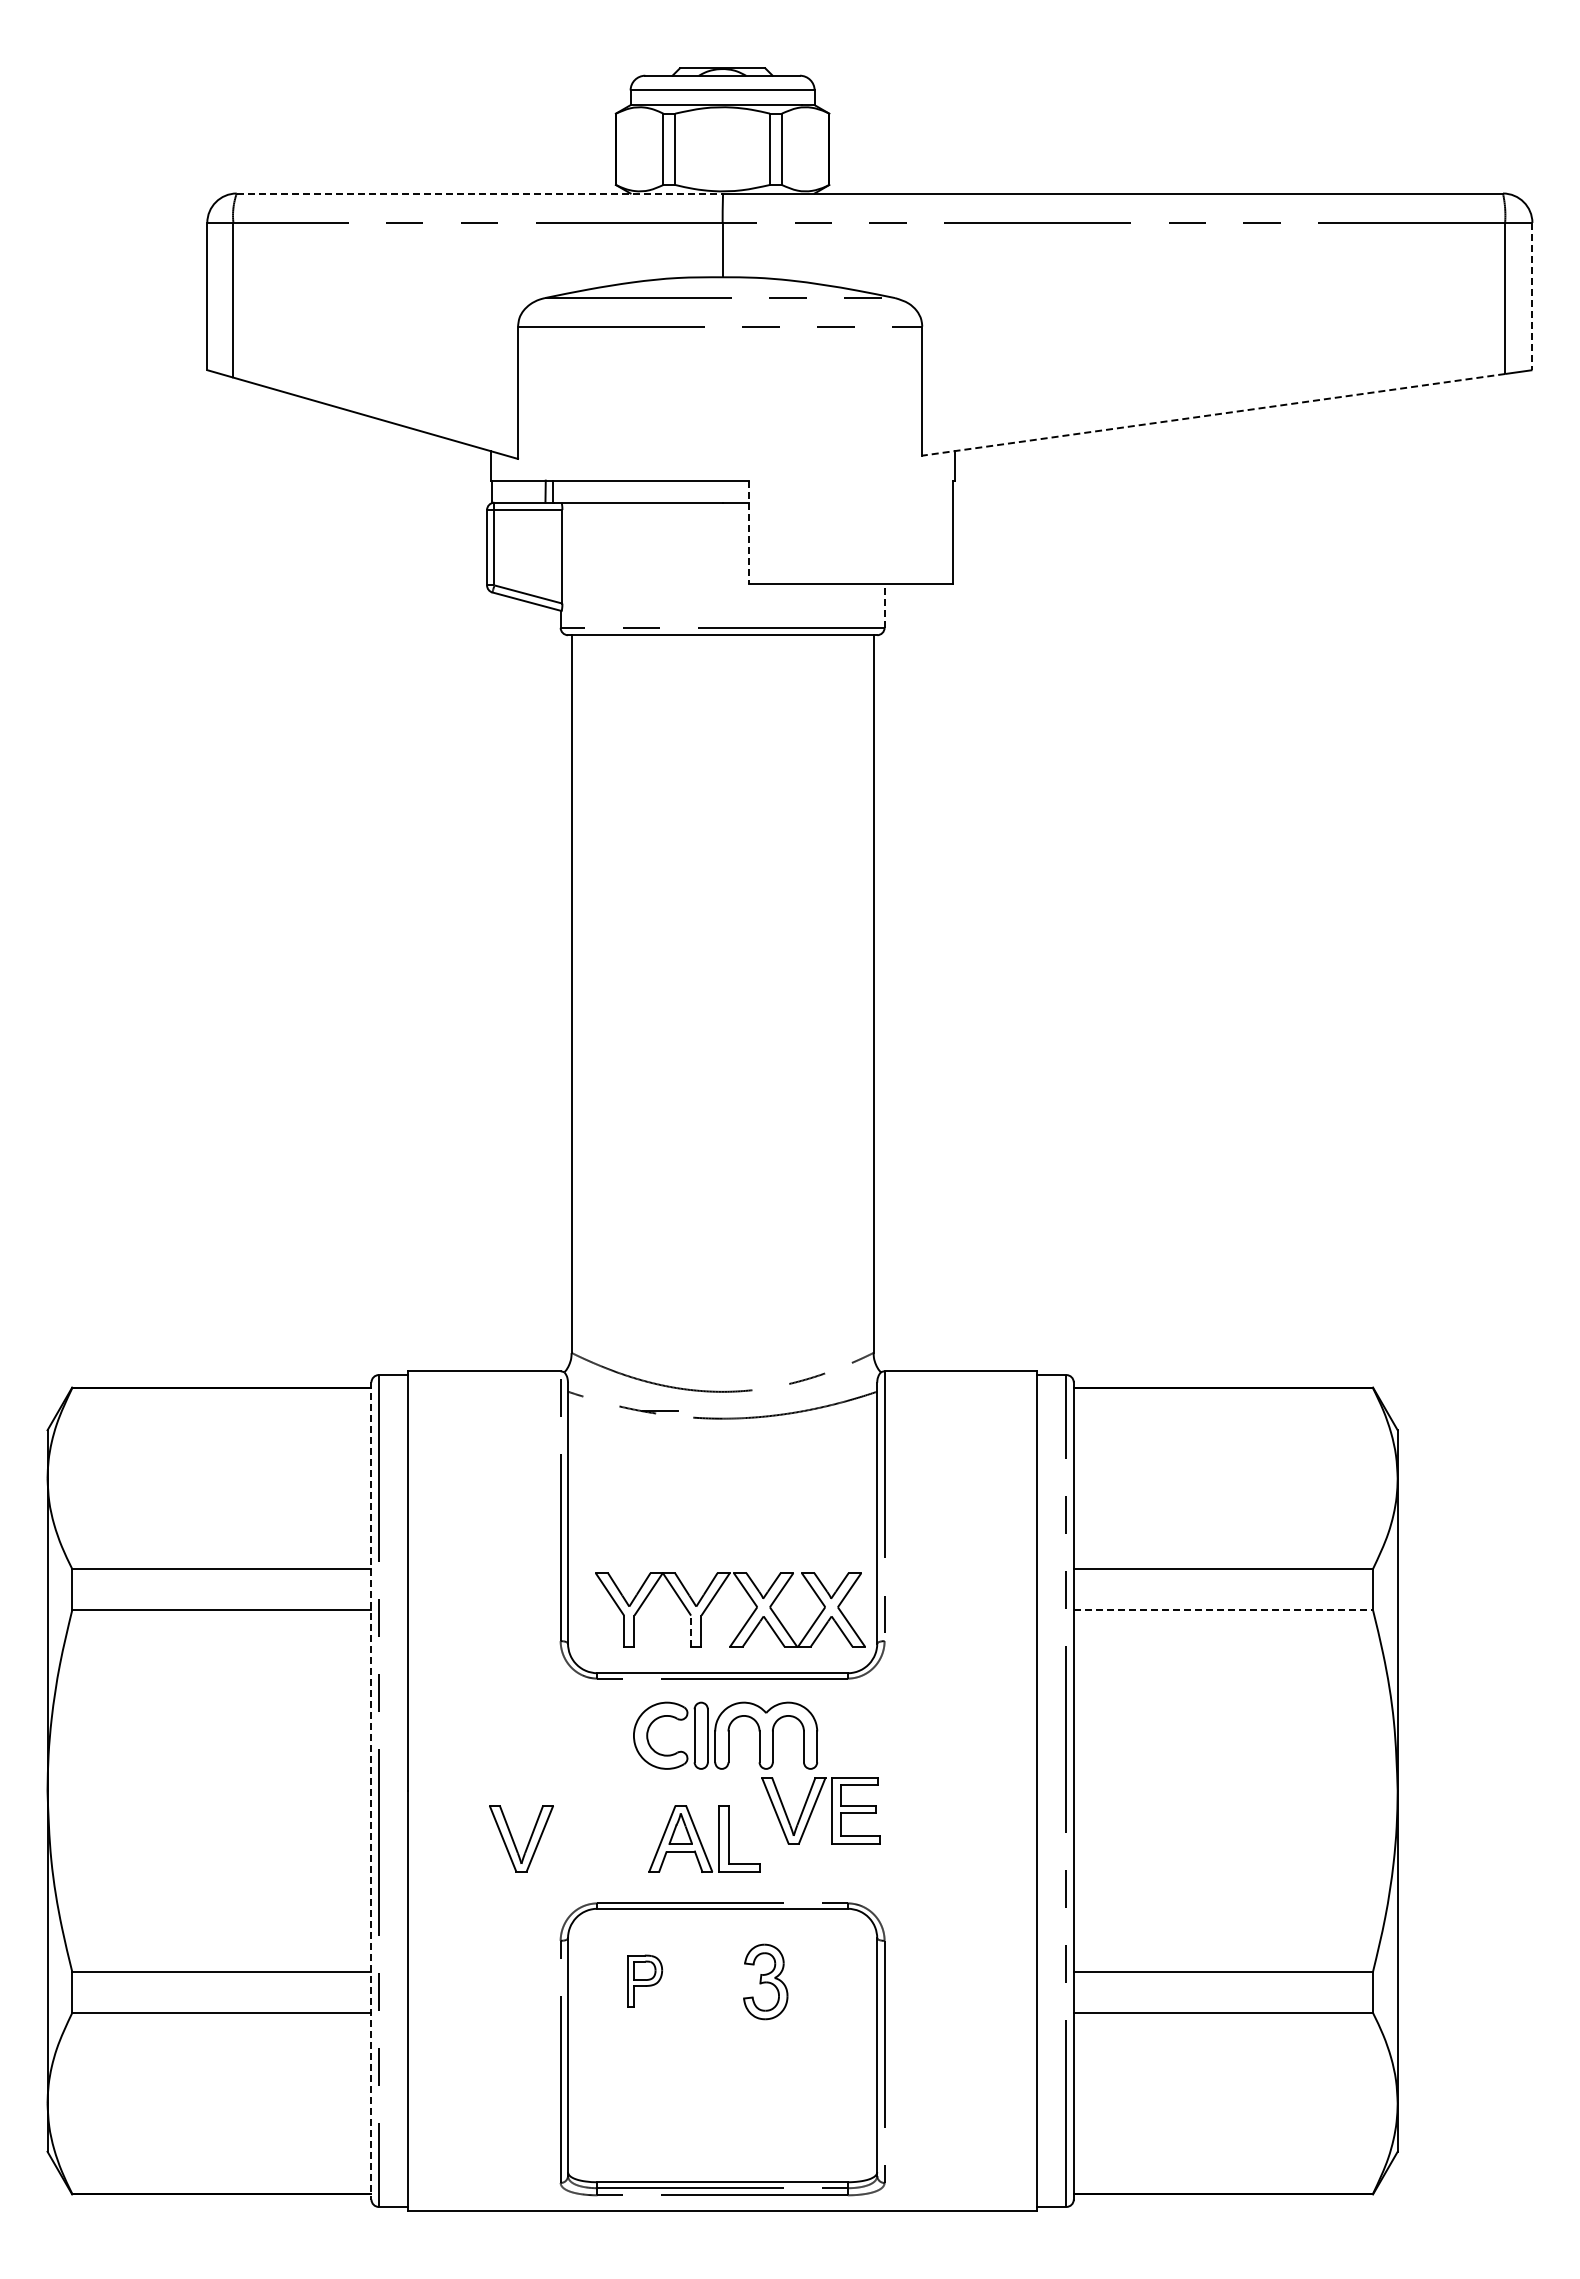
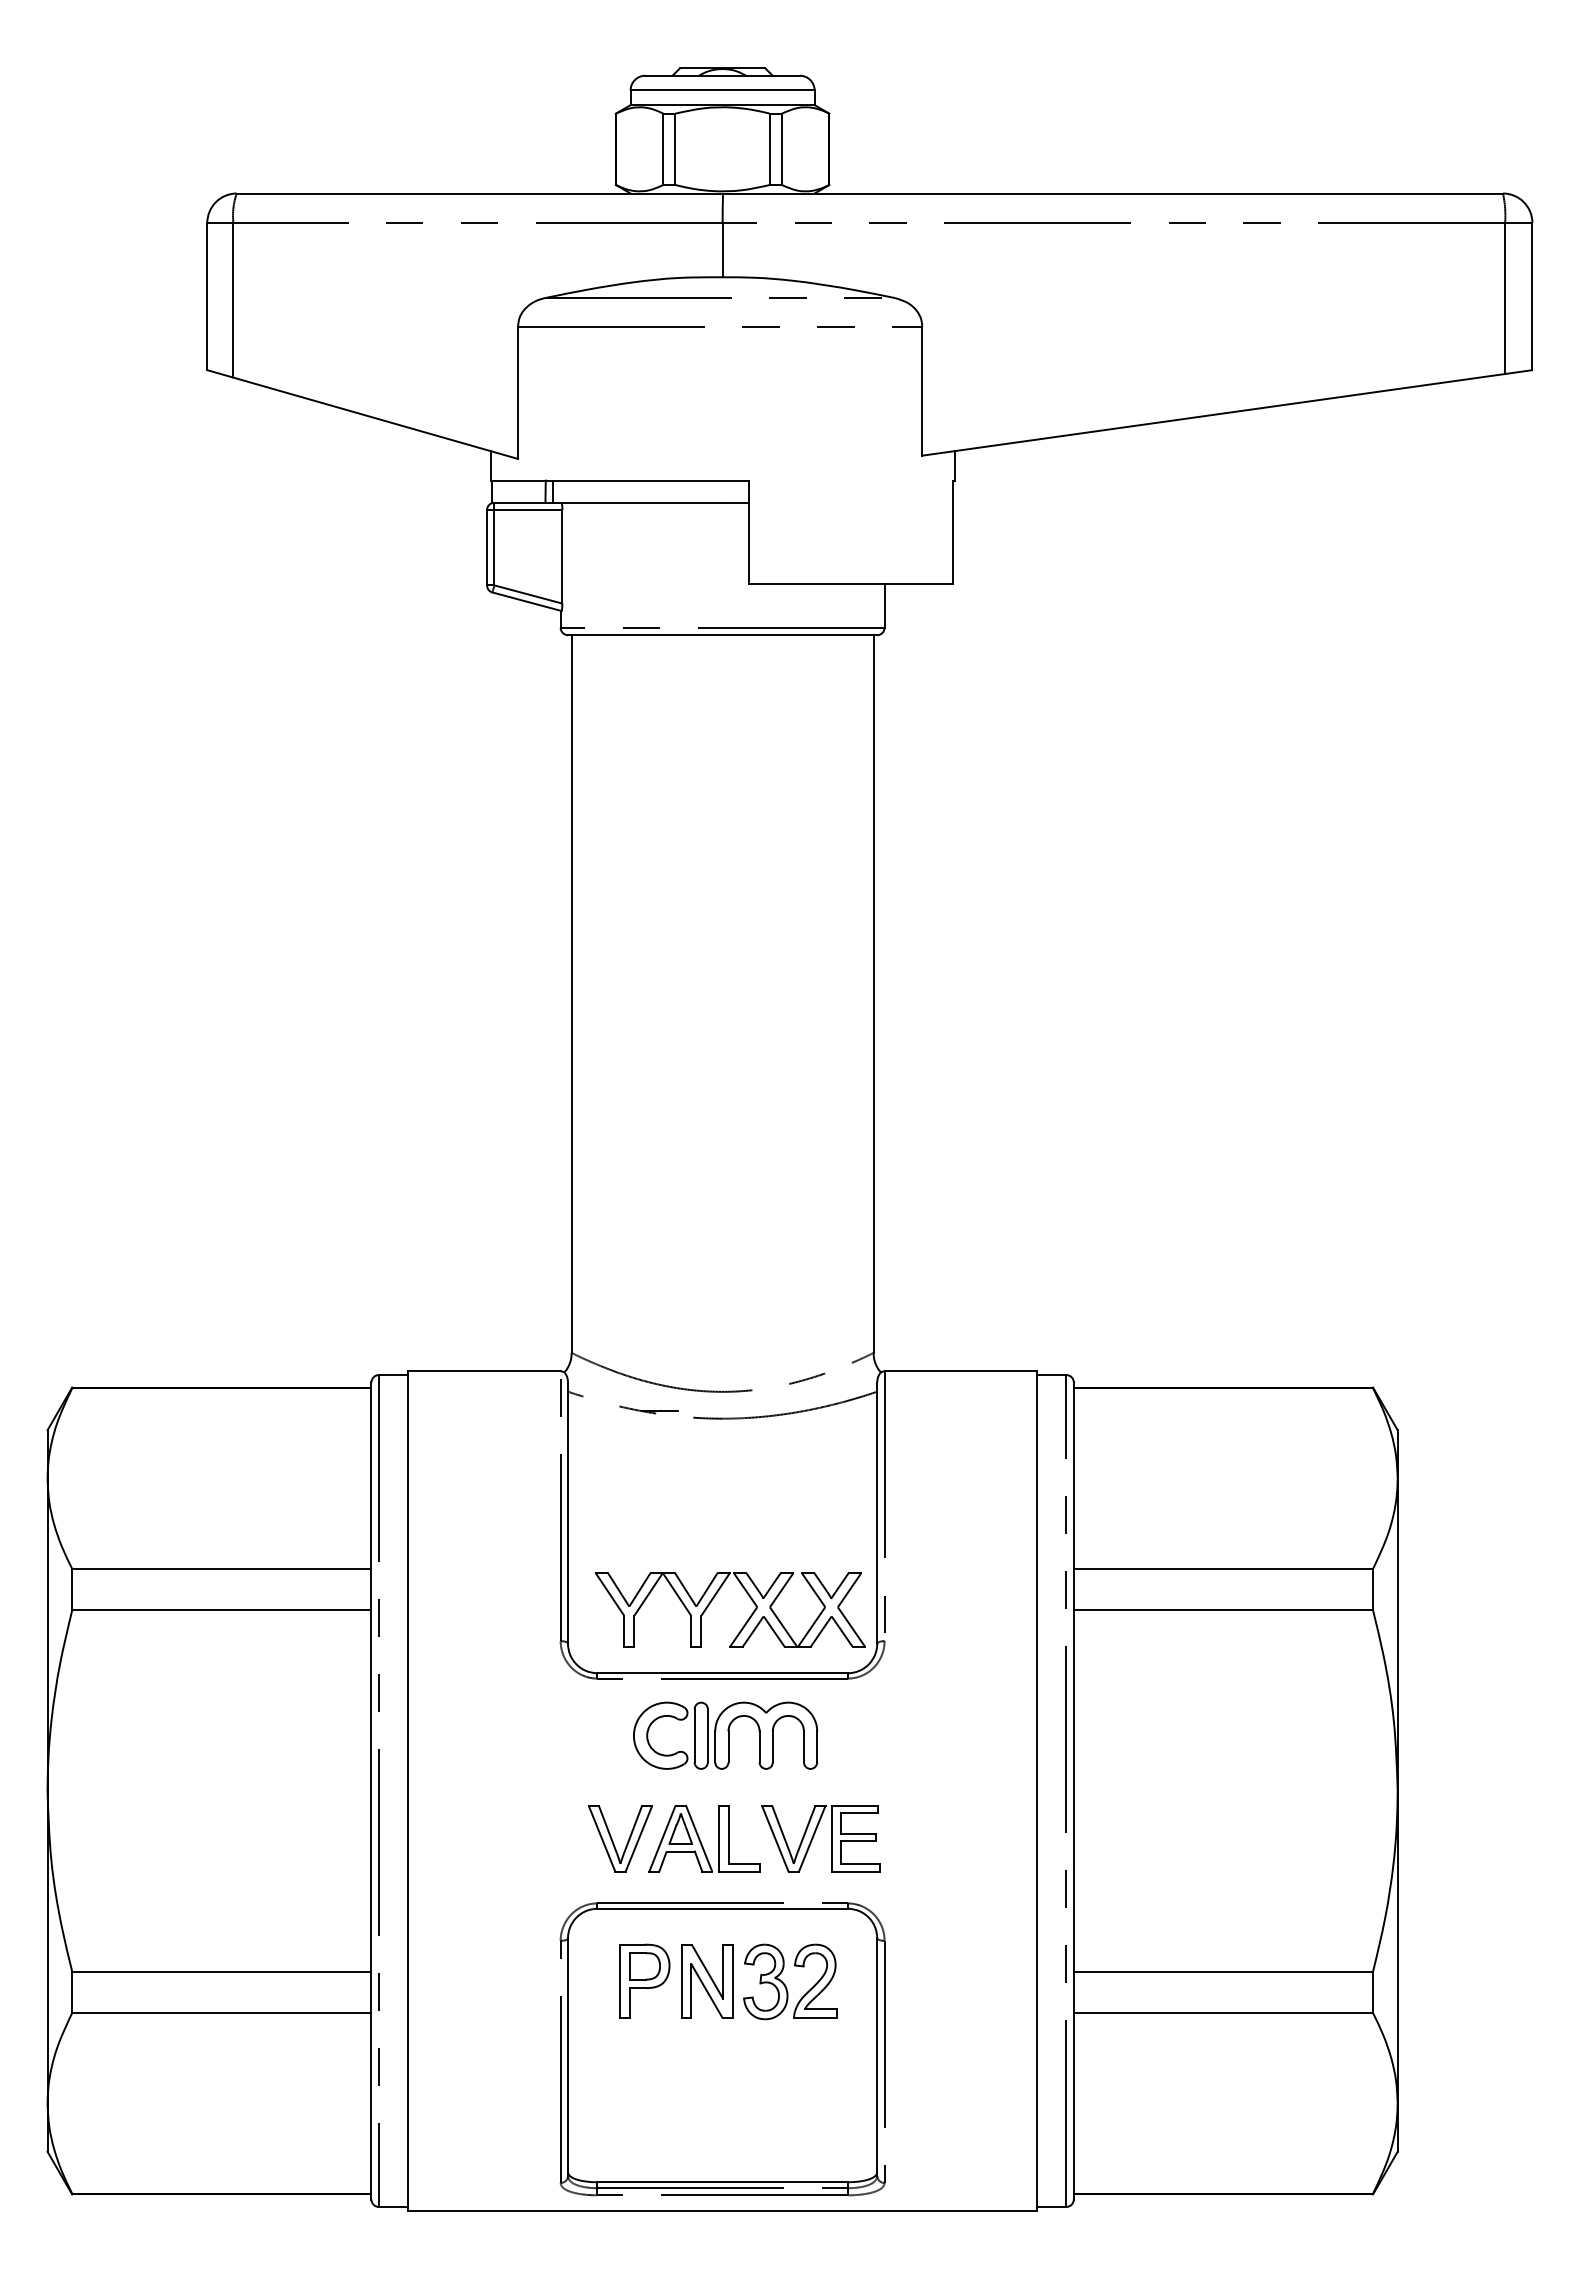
line: dashed -> solid (480, 193)
line: dashed -> solid (1532, 296)
line: dashed -> solid (1213, 414)
line: dashed -> solid (749, 532)
line: dashed -> solid (884, 605)
line: dashed -> solid (1223, 1610)
line: dashed -> solid (691, 1631)
line: dashed -> solid (371, 1791)
part position: (814, 1808) -> (814, 1836) (814, 1836)
part position: (514, 1841) -> (613, 1841) (613, 1841)
part size: 37x54 px -> 52x76 px (644, 1980)
part: none -> present (815, 1980)
part: none -> present (707, 1981)
